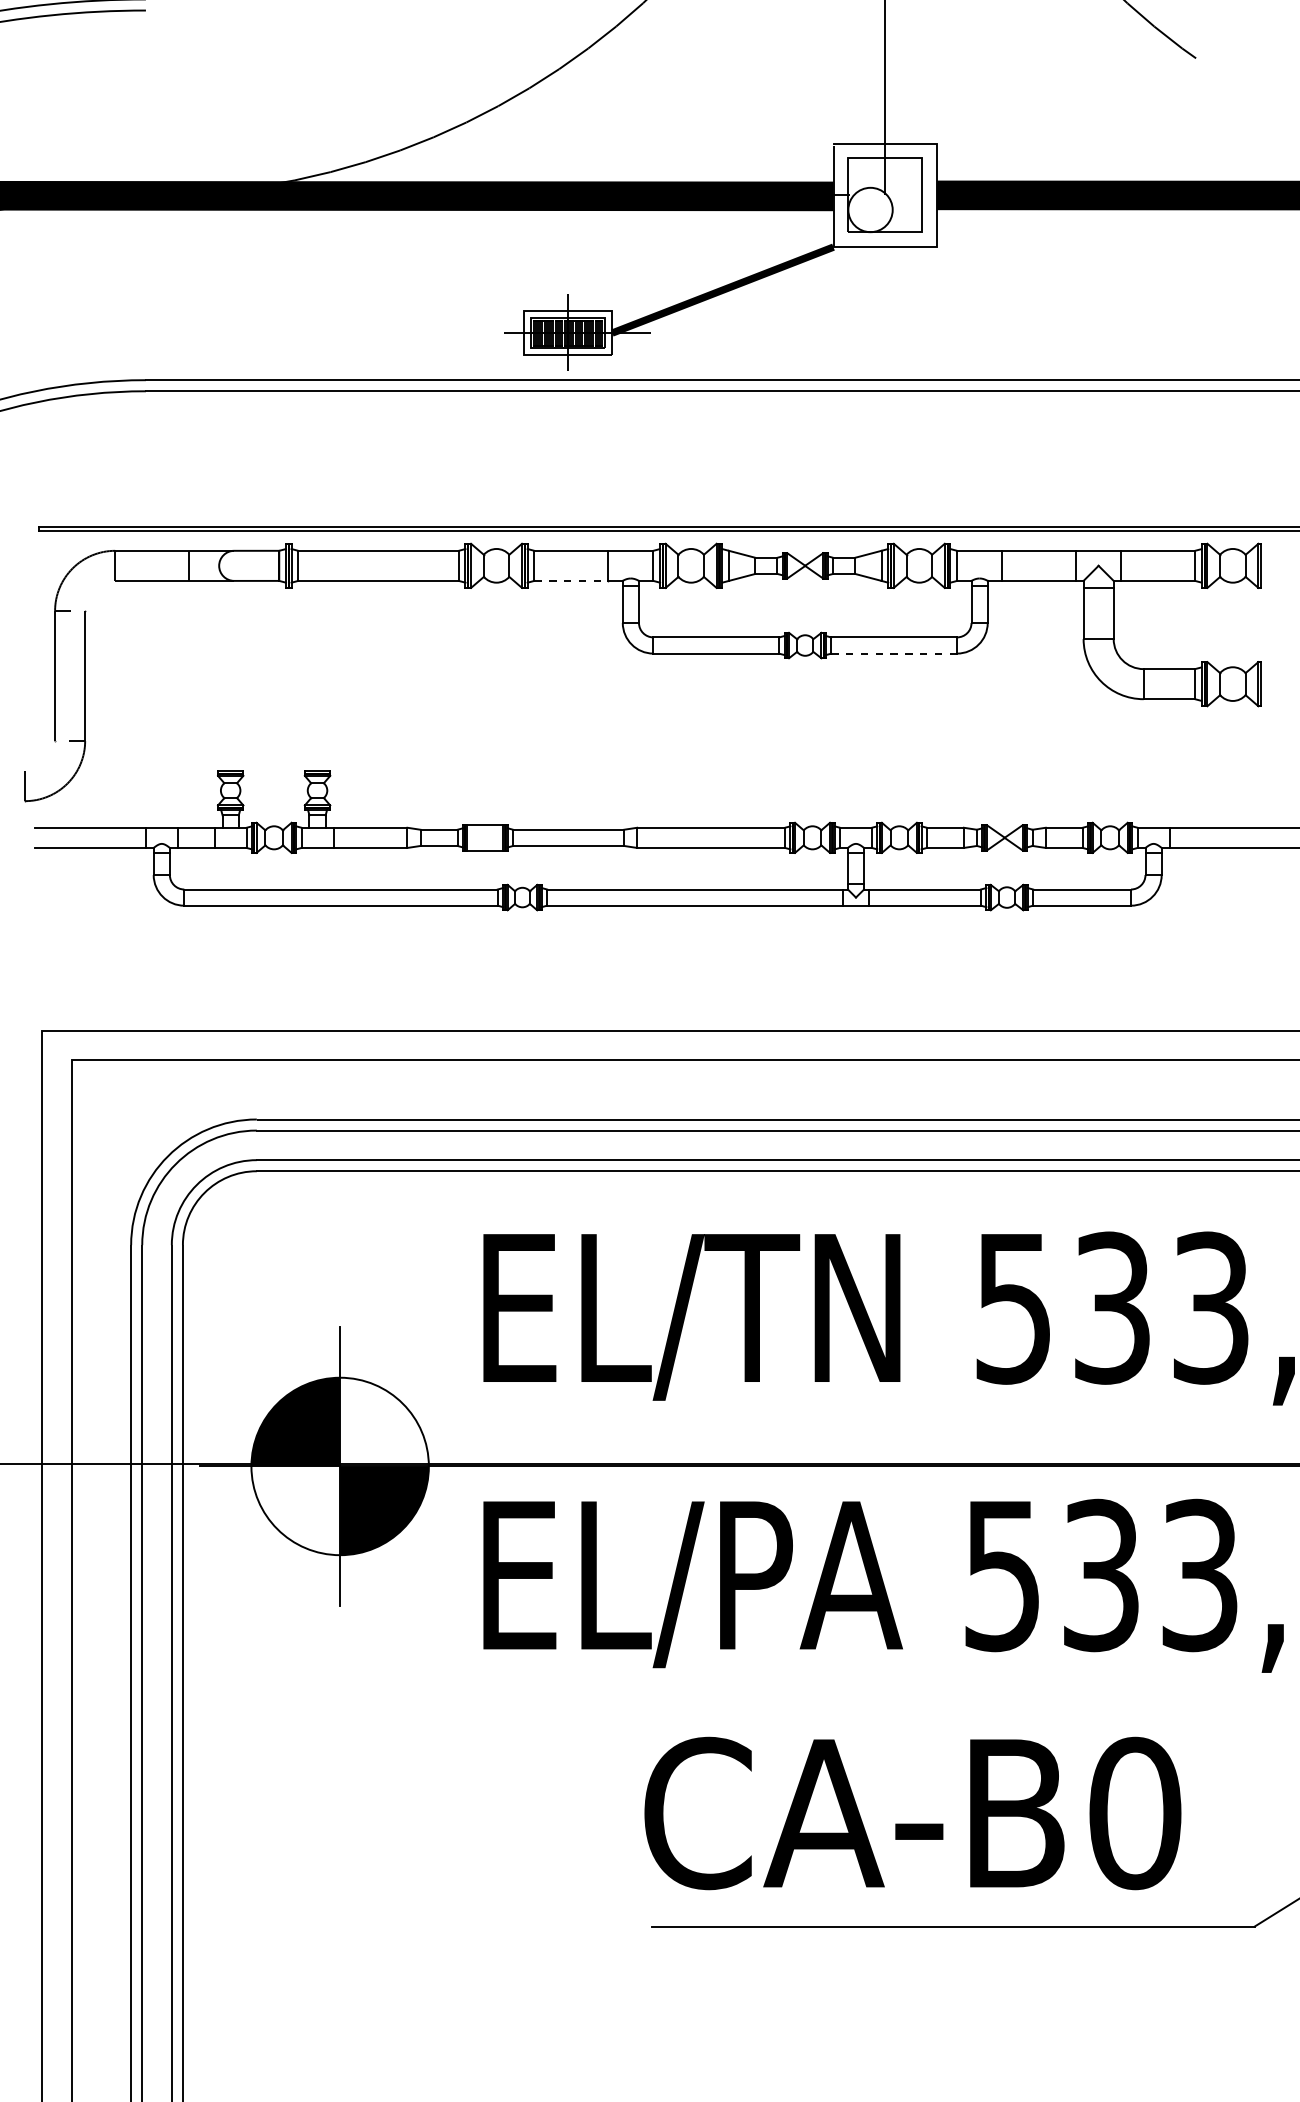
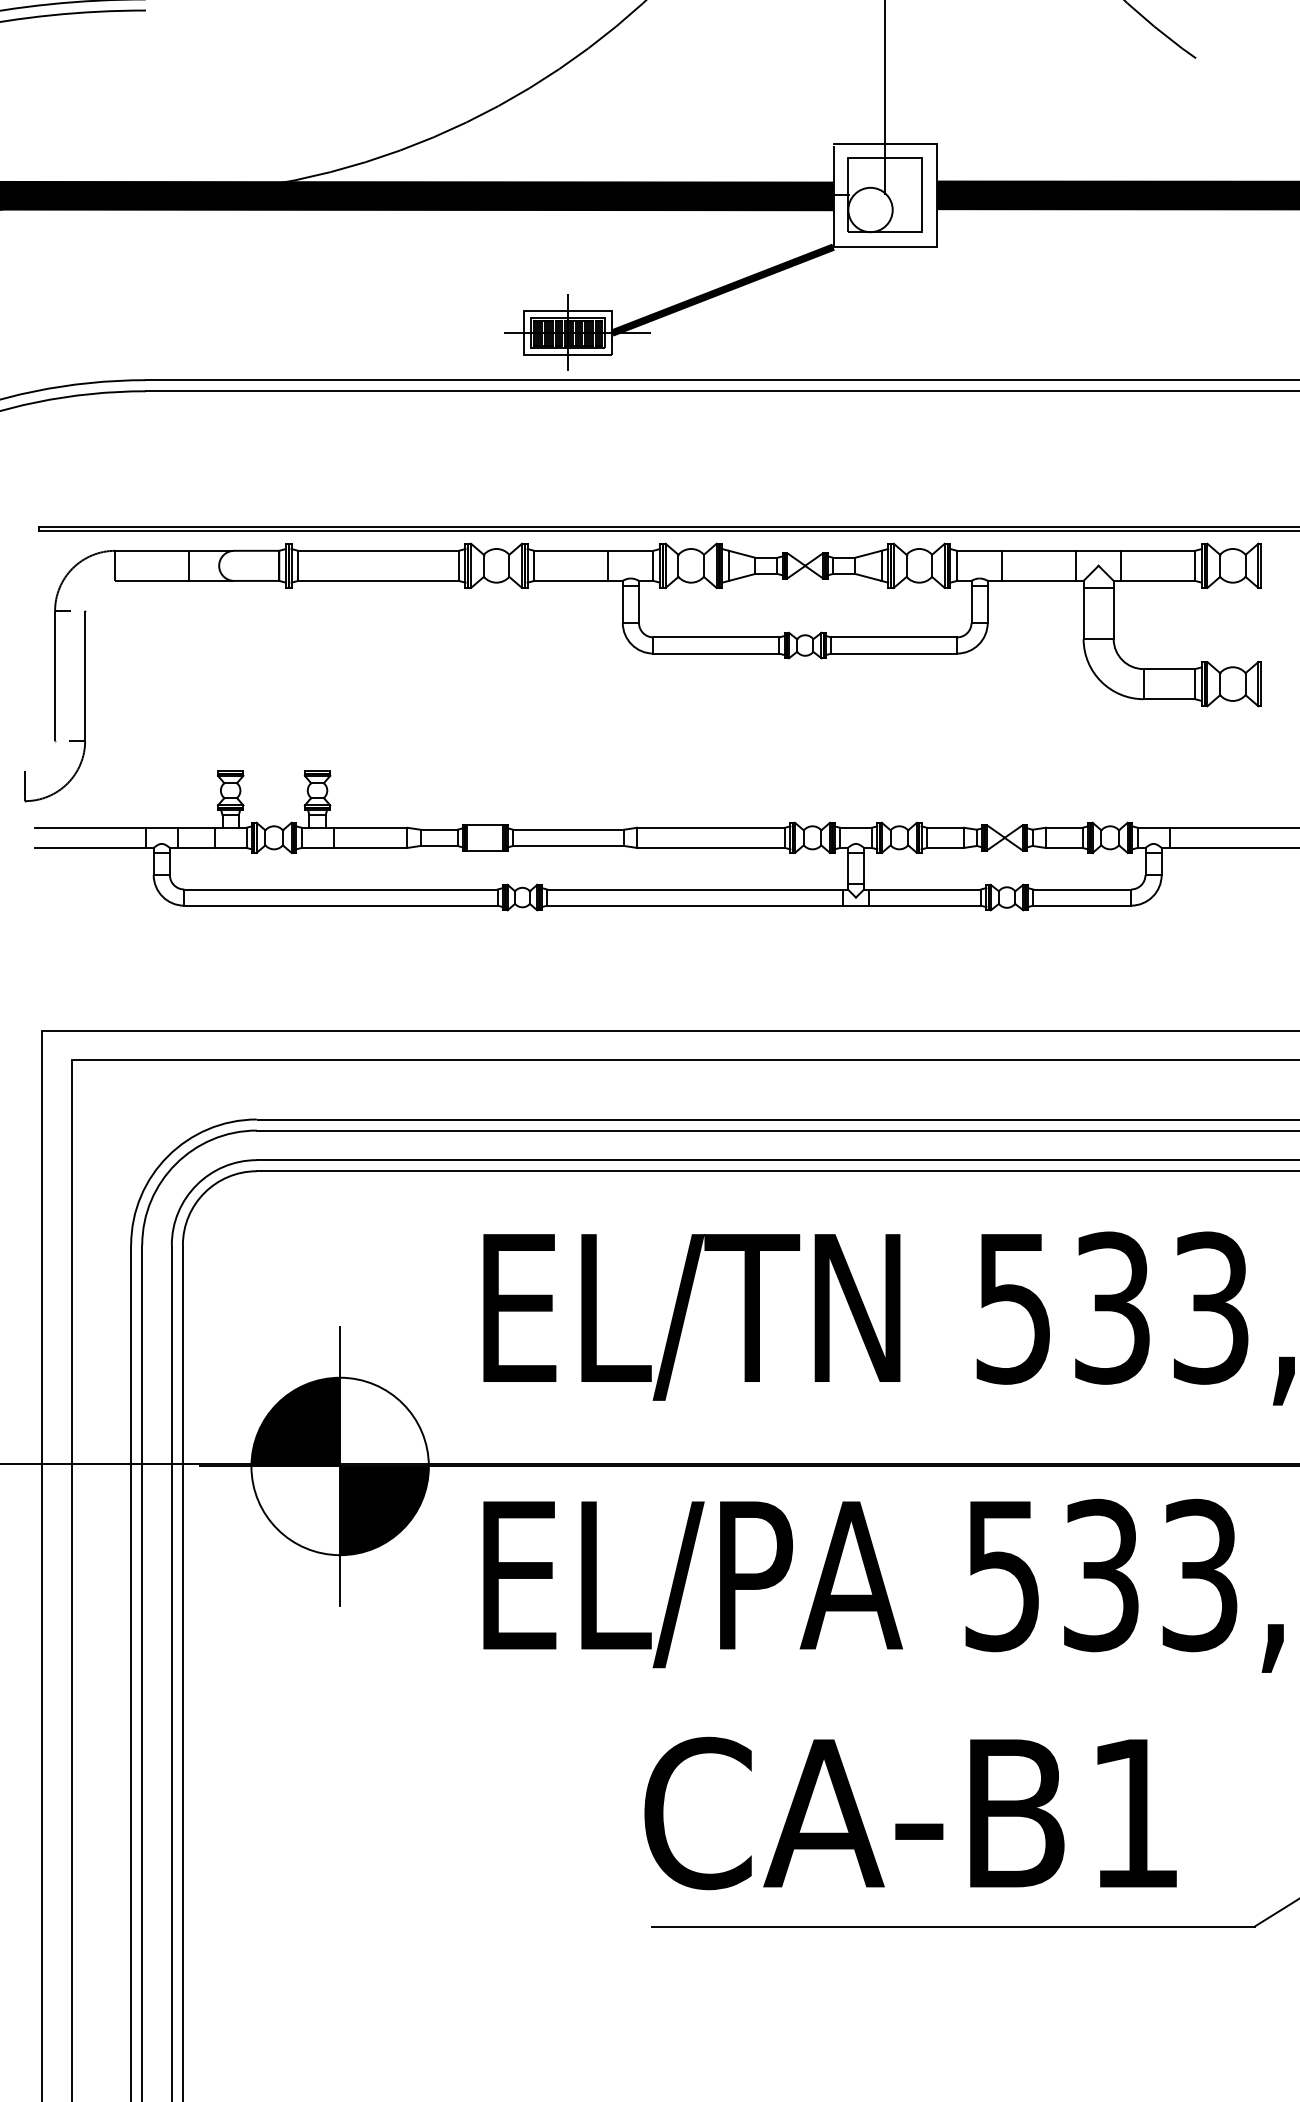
line: dashed -> solid (571, 580)
line: dashed -> solid (894, 653)
text: CA-B0 -> CA-B1 (1135, 1813)
